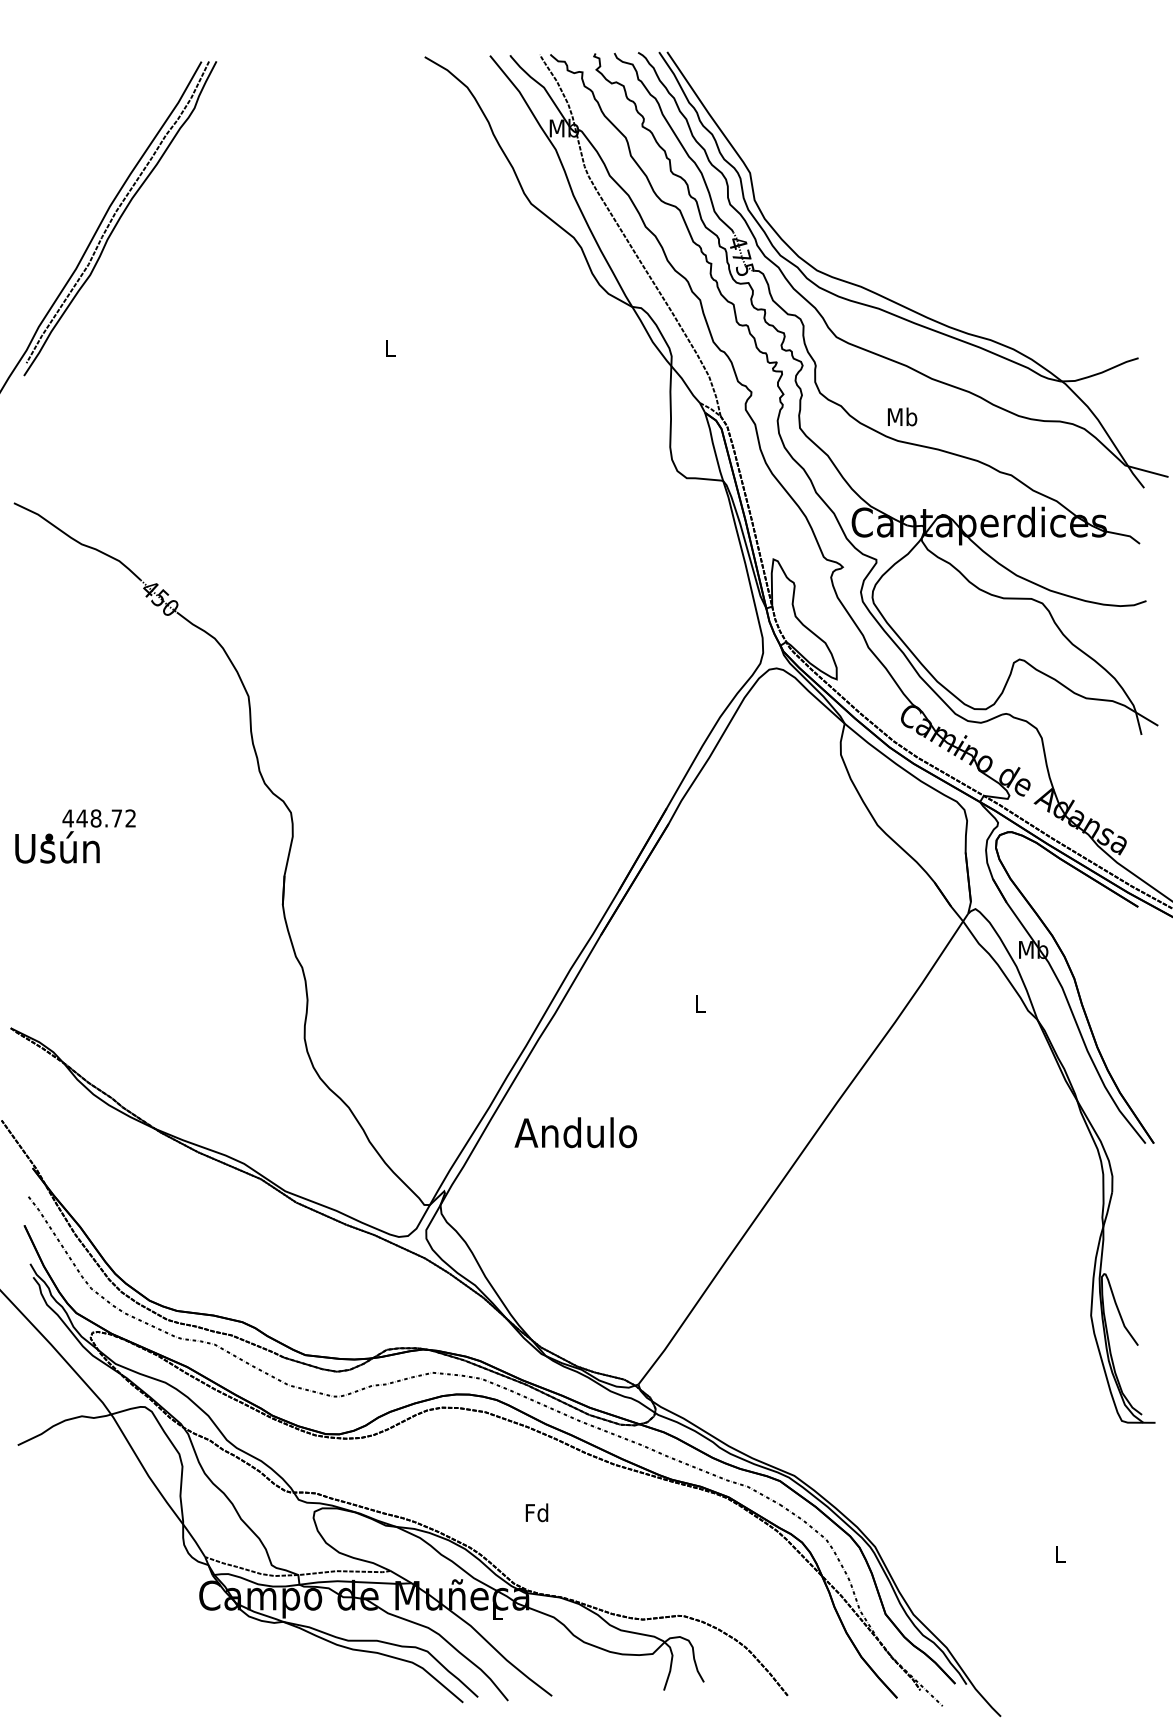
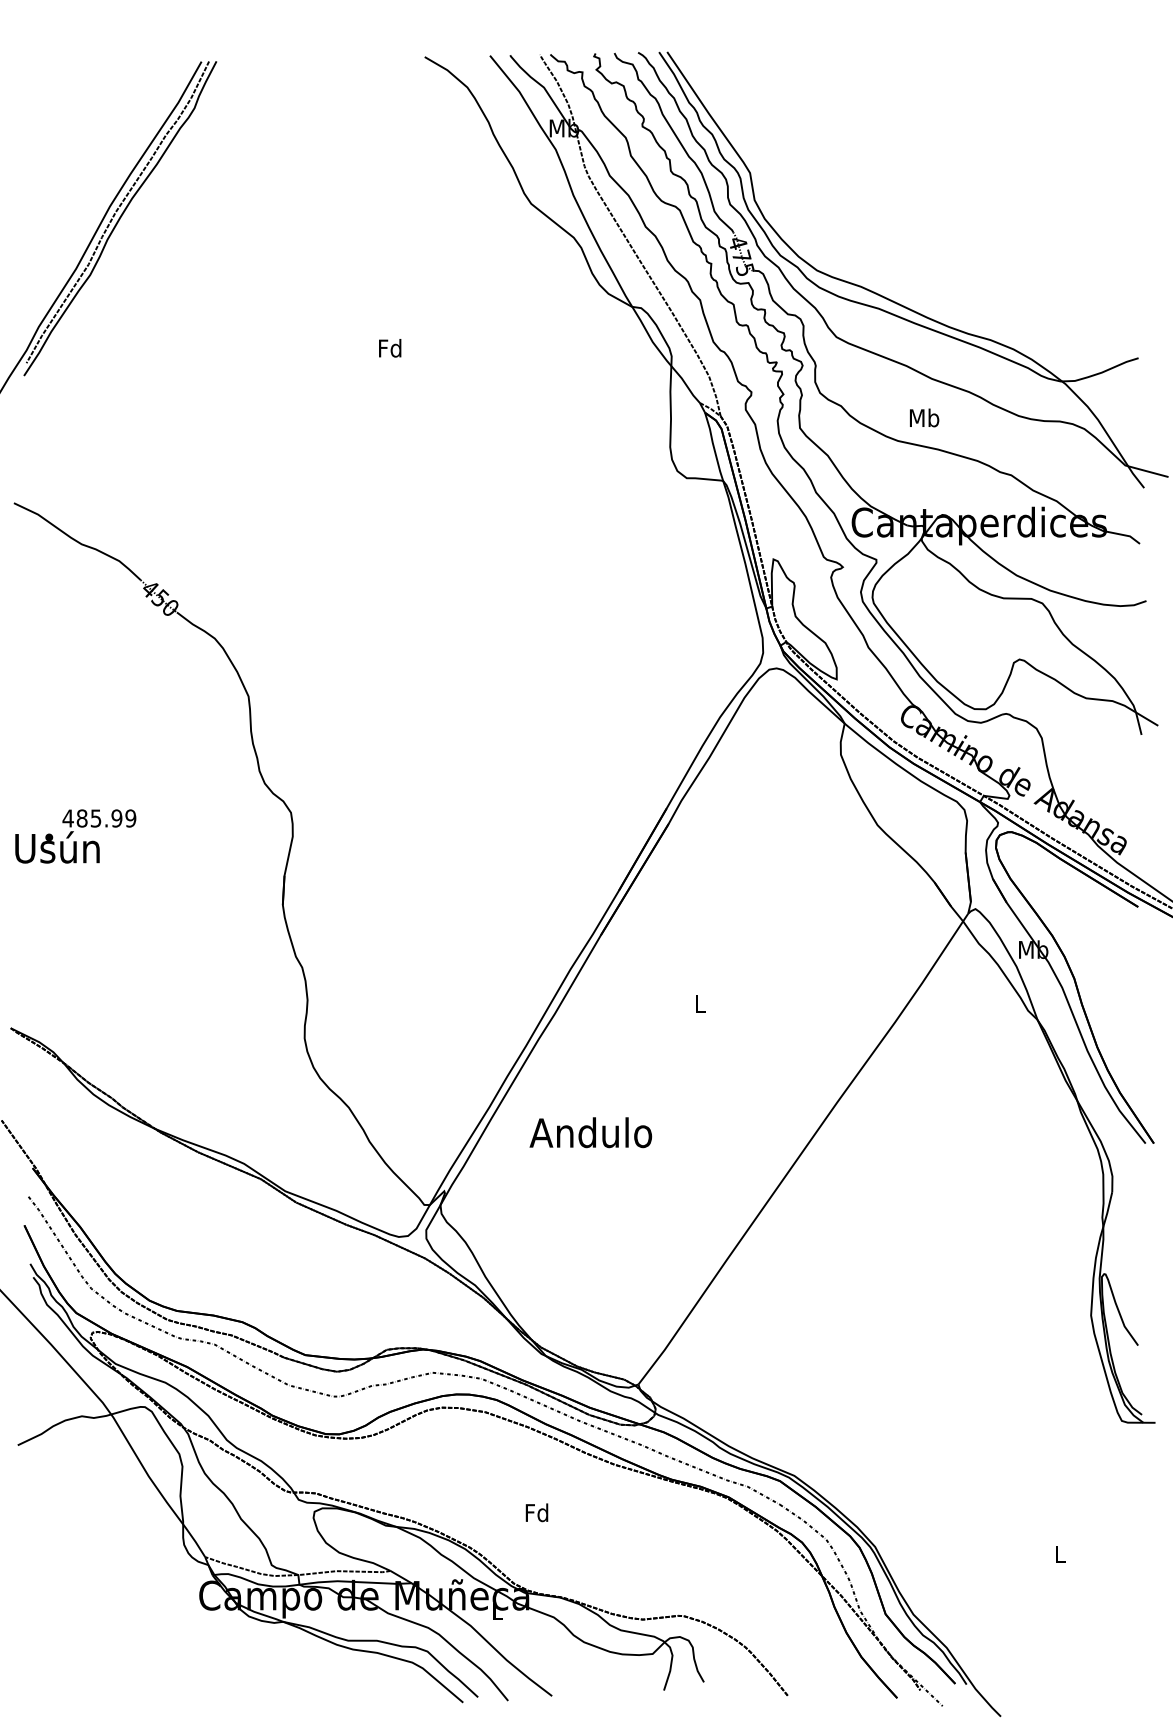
text: L -> Fd (390, 348)
text position: (902, 416) -> (924, 417) (924, 417)
text: 448.72 -> 485.99 (106, 818)
text position: (575, 1132) -> (590, 1132) (590, 1132)
